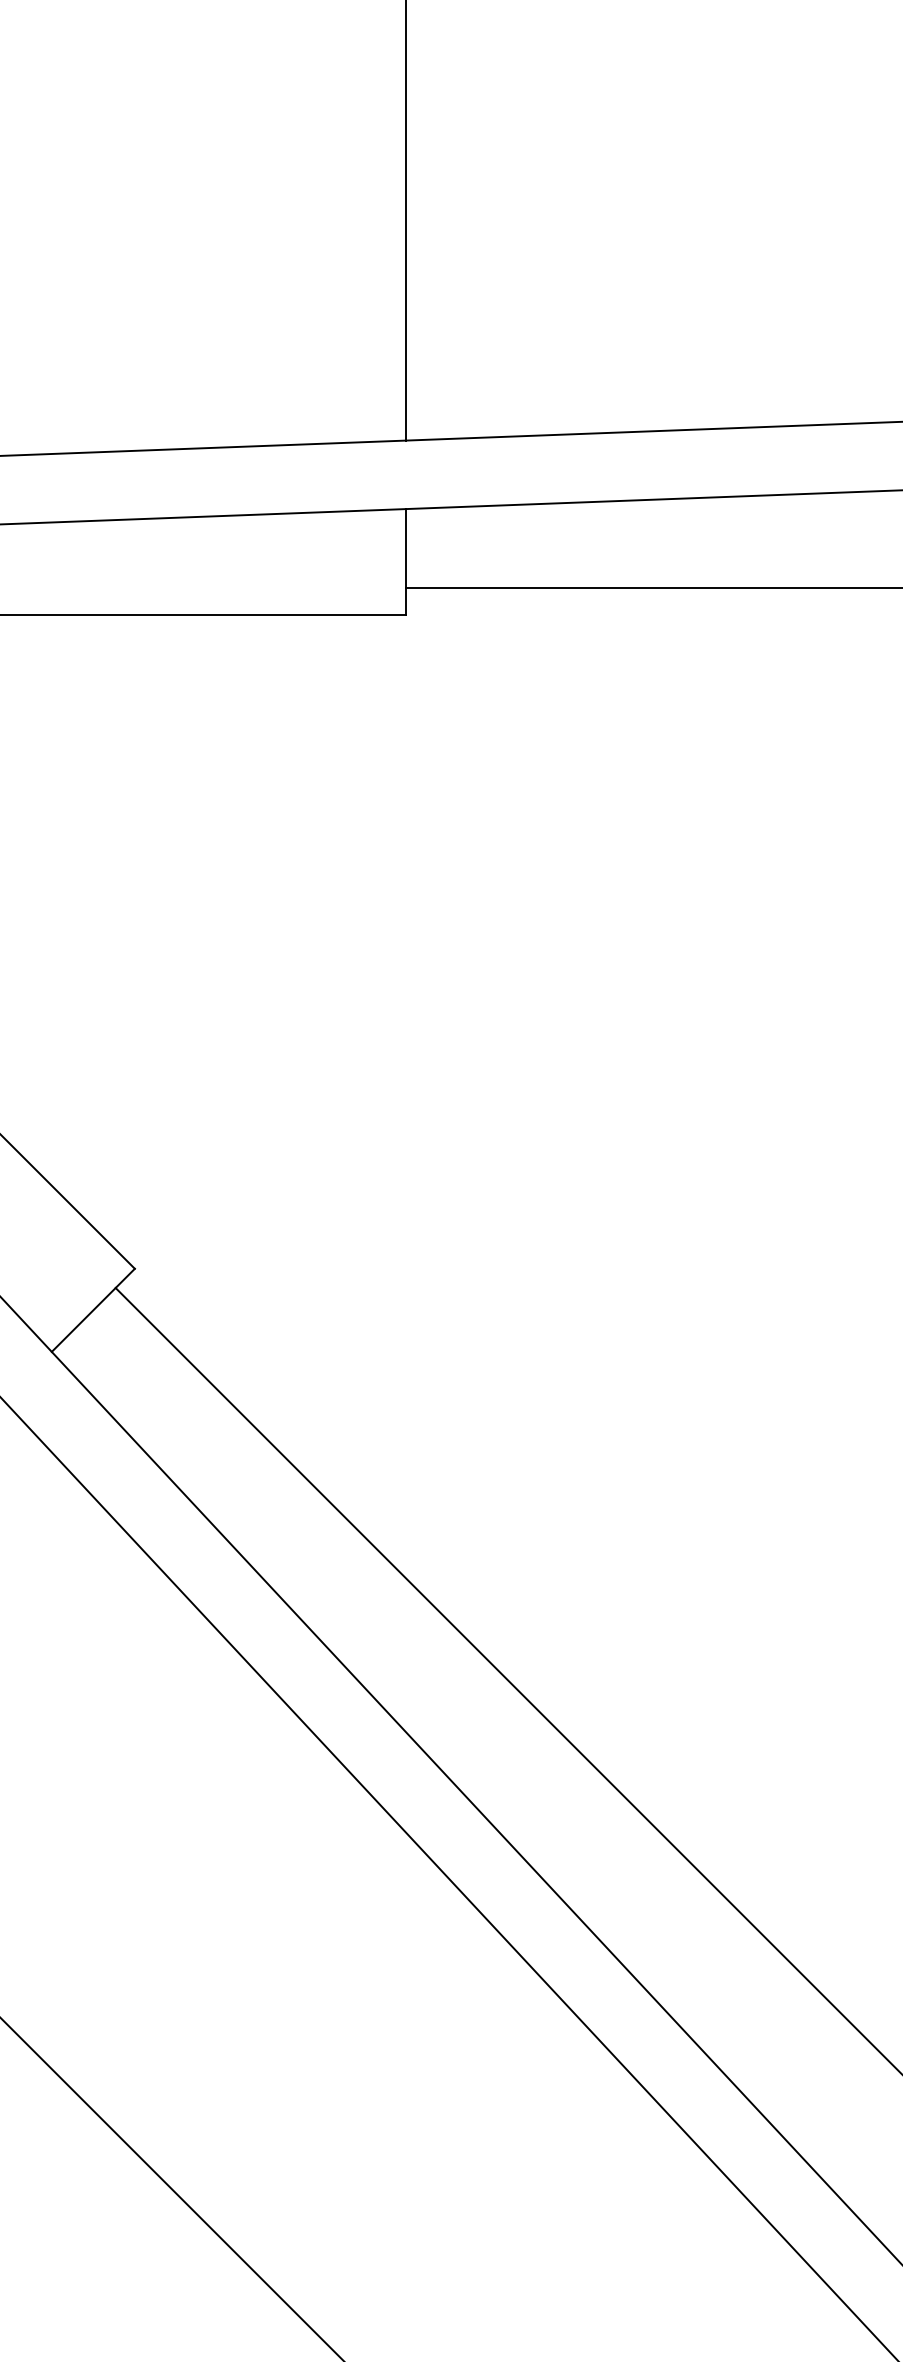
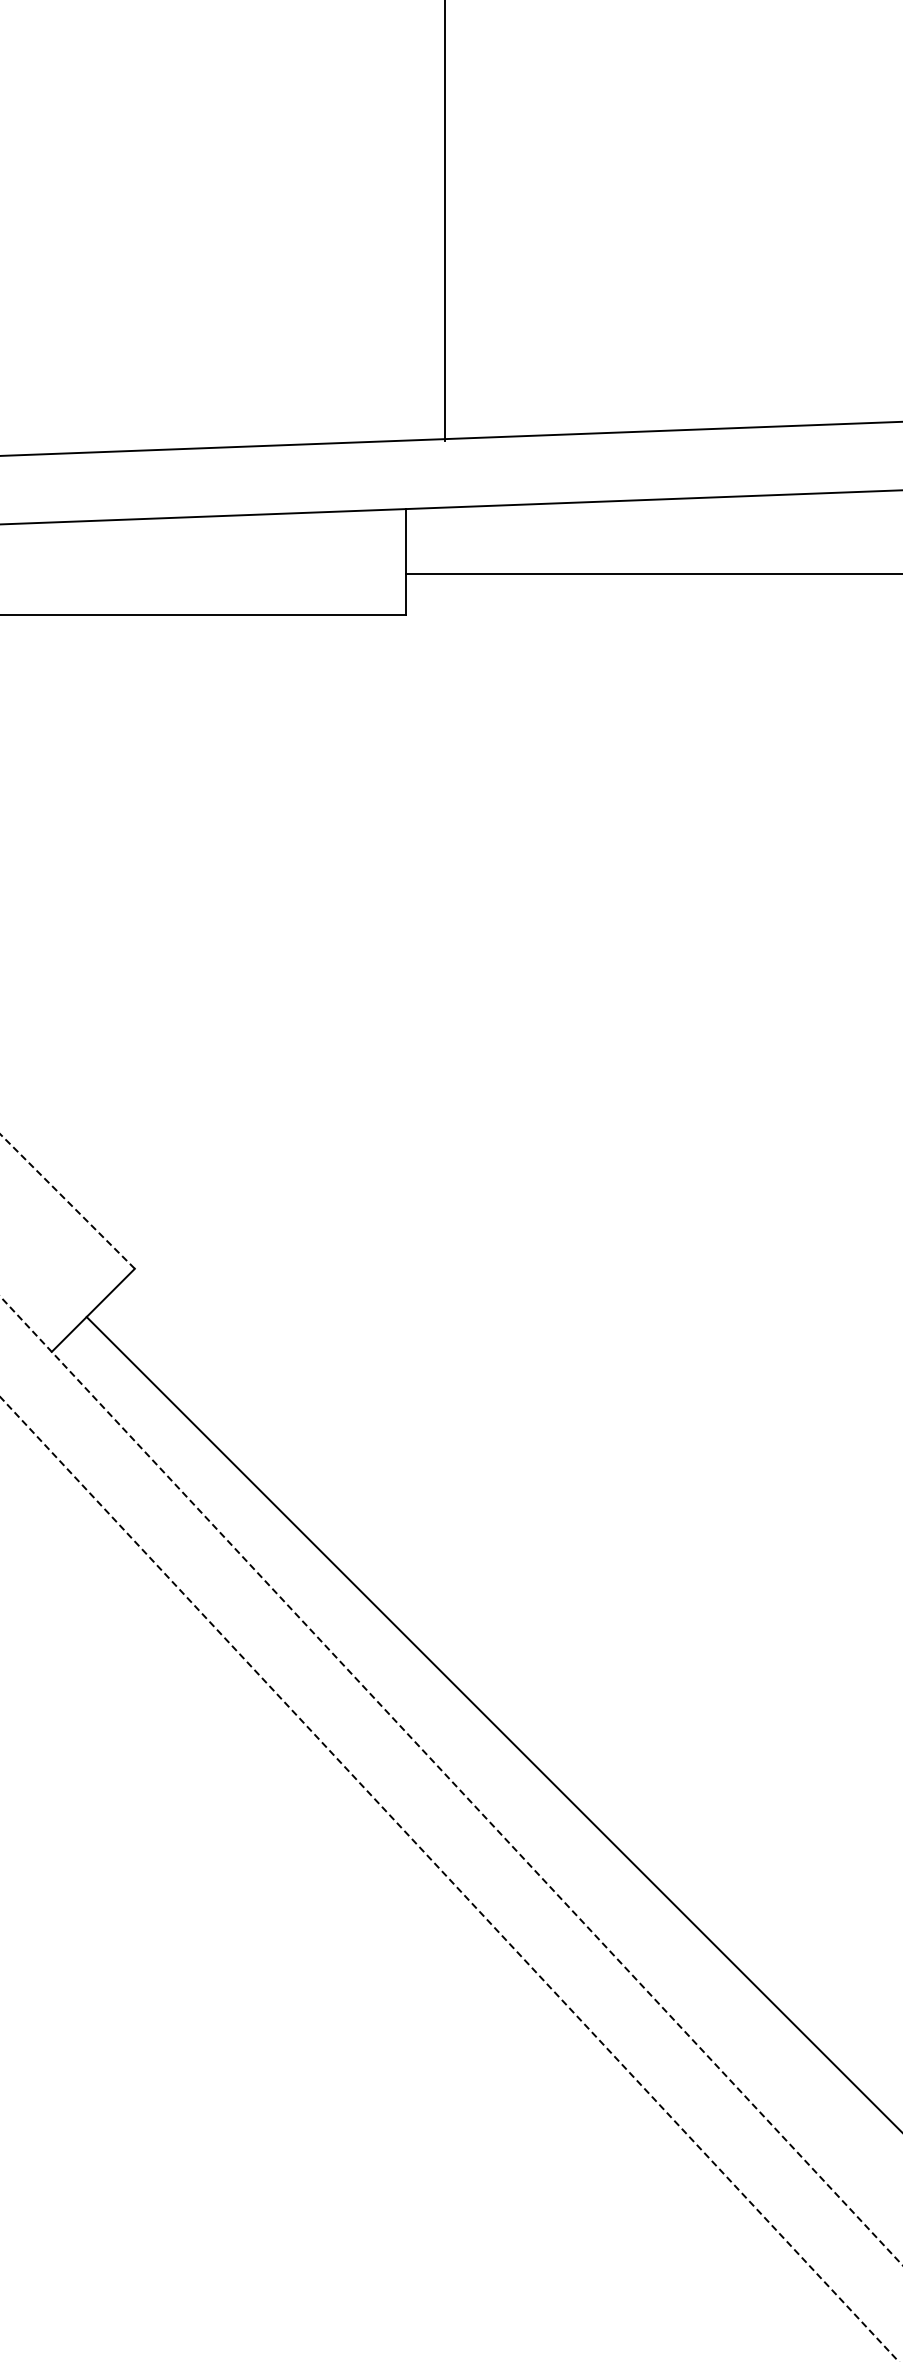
line position: (405, 221) -> (444, 221) (444, 221)
line position: (652, 588) -> (652, 574) (652, 574)
line: solid -> dashed (67, 1201)
line position: (507, 1680) -> (492, 1723) (492, 1723)
line: solid -> dashed (451, 1780)
line: solid -> dashed (449, 1879)
line: present -> none (171, 2188)
